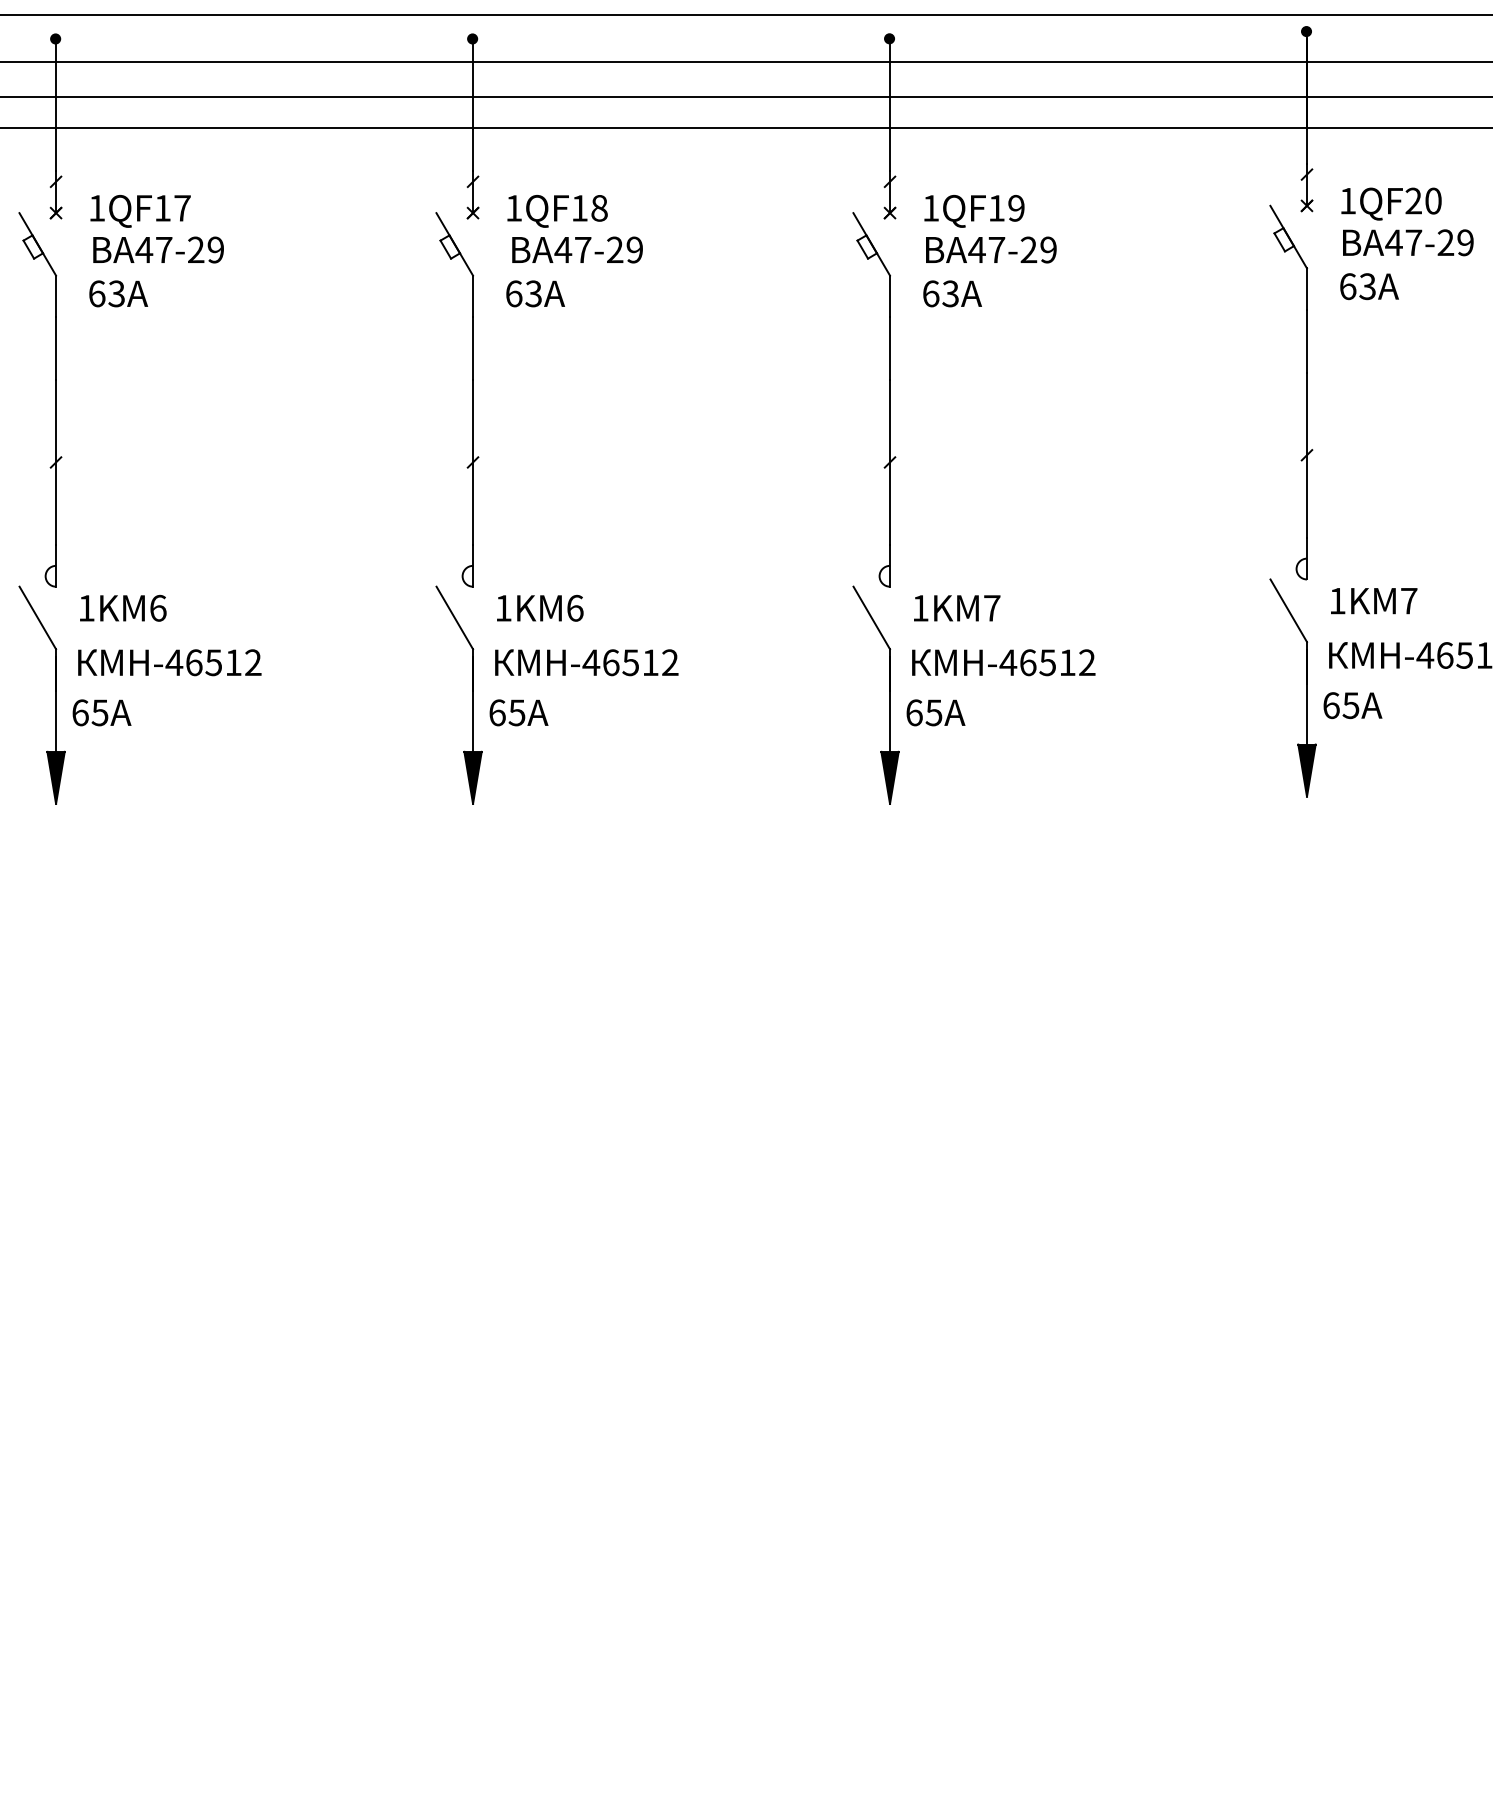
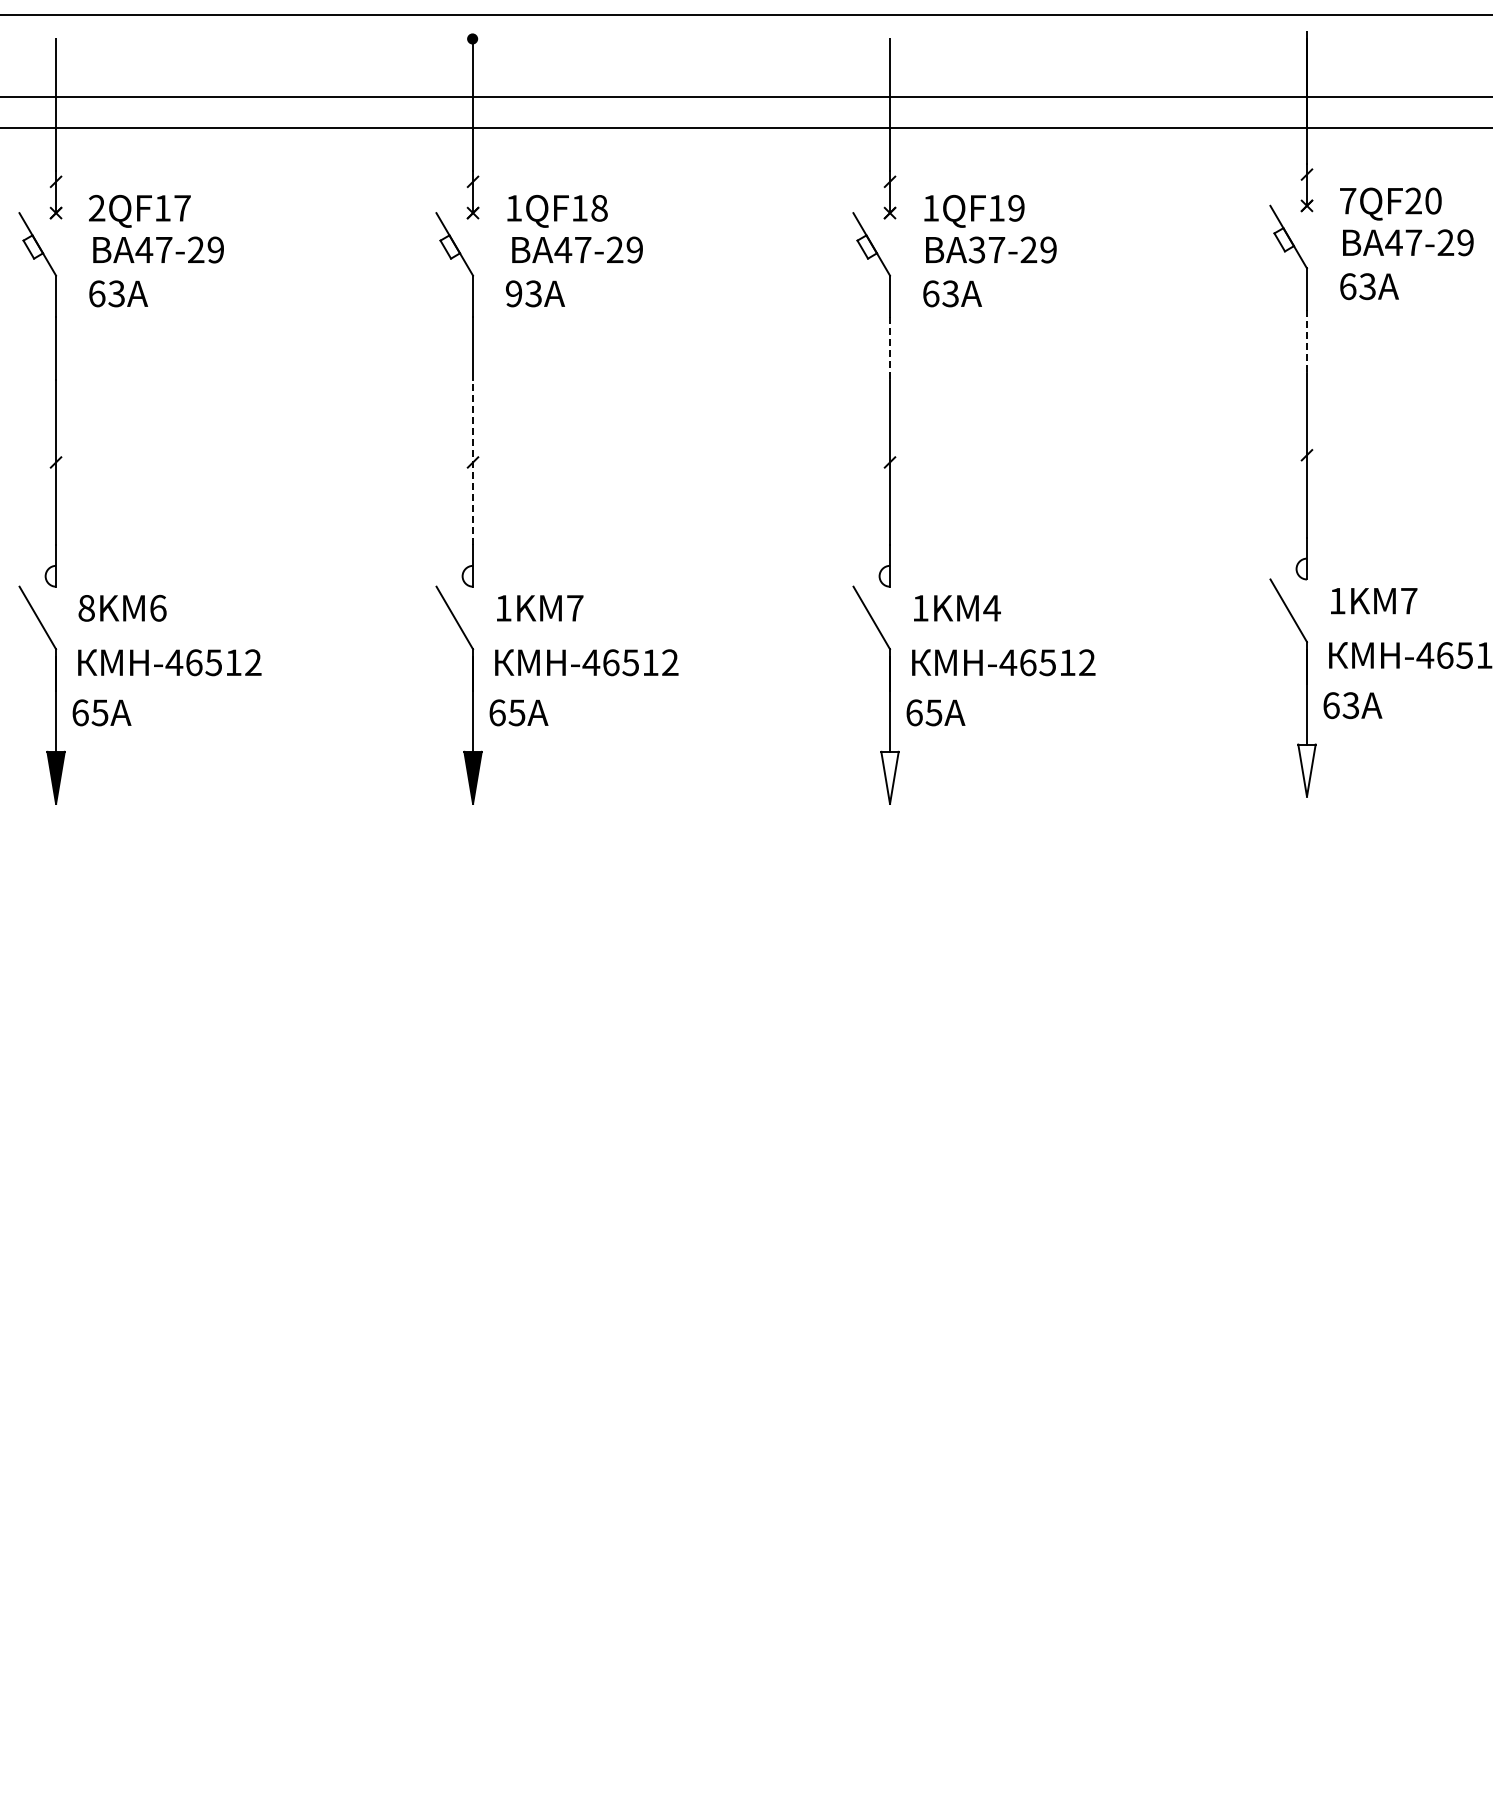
fill: present -> none (1306, 31)
fill: present -> none (55, 38)
fill: present -> none (889, 38)
line: present -> none (745, 61)
text: 1QF20 -> 7QF20 (1348, 201)
text: 1QF17 -> 2QF17 (97, 207)
text: 47-29 -> 37-29 (976, 249)
text: 63 -> 93 (514, 293)
line: solid -> dashed (1306, 341)
line: solid -> dashed (890, 349)
line: solid -> dashed (473, 462)
text: 1KM6 -> 1KM7 (575, 607)
text: 1KM6 -> 8KM6 (86, 608)
text: 1KM7 -> 1KM4 (991, 608)
text: 65A -> 63A (1351, 705)
fill: present -> none (1306, 770)
fill: present -> none (889, 777)
